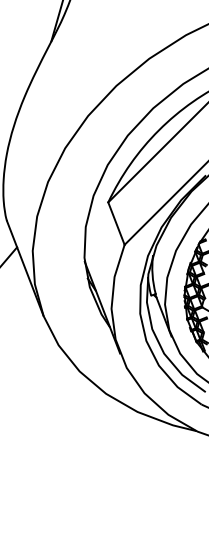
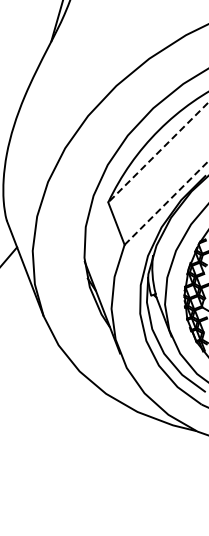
line: solid -> dashed (158, 152)
line: solid -> dashed (167, 202)
